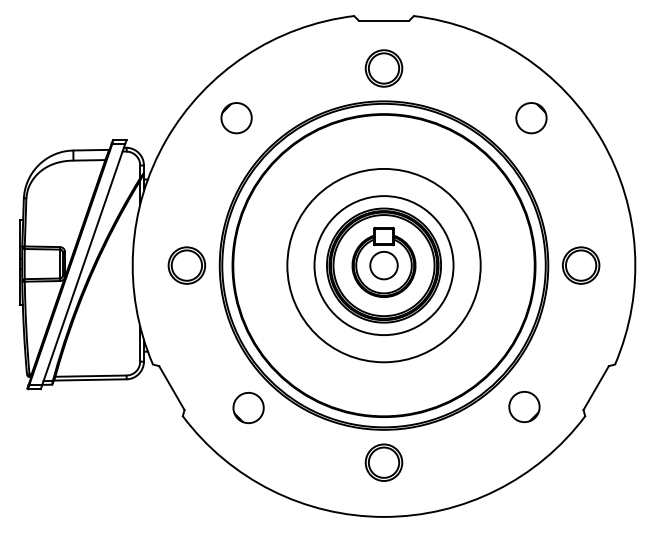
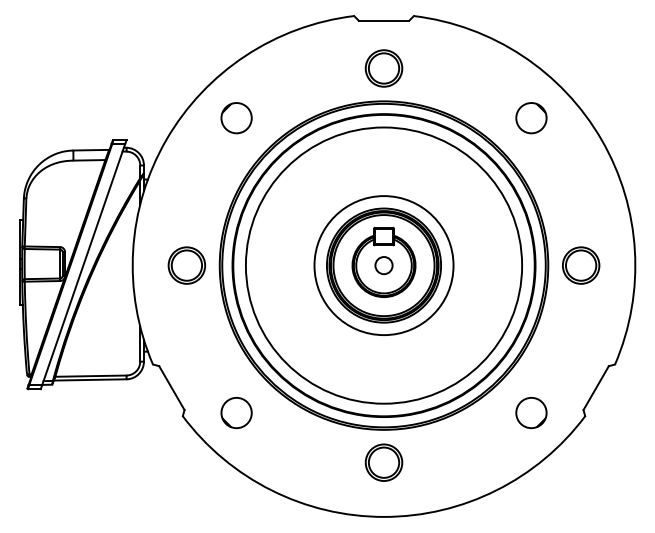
circle diameter: 193 px -> 276 px (383, 265)
circle diameter: 27 px -> 17 px (383, 265)
circle position: (524, 407) -> (531, 413) (531, 413)
circle position: (248, 408) -> (236, 413) (236, 413)
